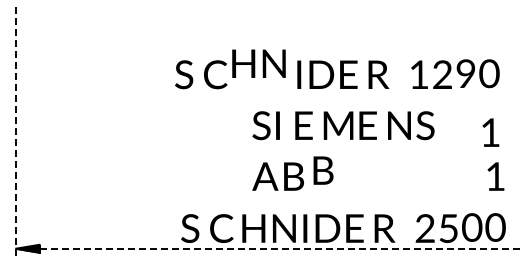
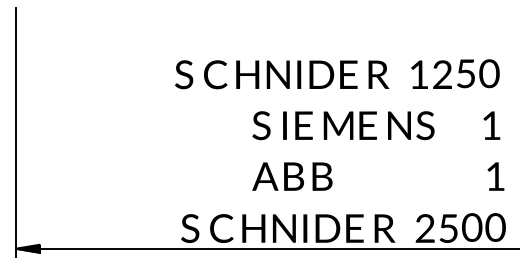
text position: (258, 63) -> (262, 74) (262, 74)
text: 9 -> 5 (465, 73)
text position: (277, 125) -> (284, 125) (284, 125)
text position: (490, 132) -> (491, 125) (491, 125)
line: dashed -> solid (15, 133)
text position: (323, 170) -> (322, 176) (322, 176)
line: dashed -> solid (279, 248)
